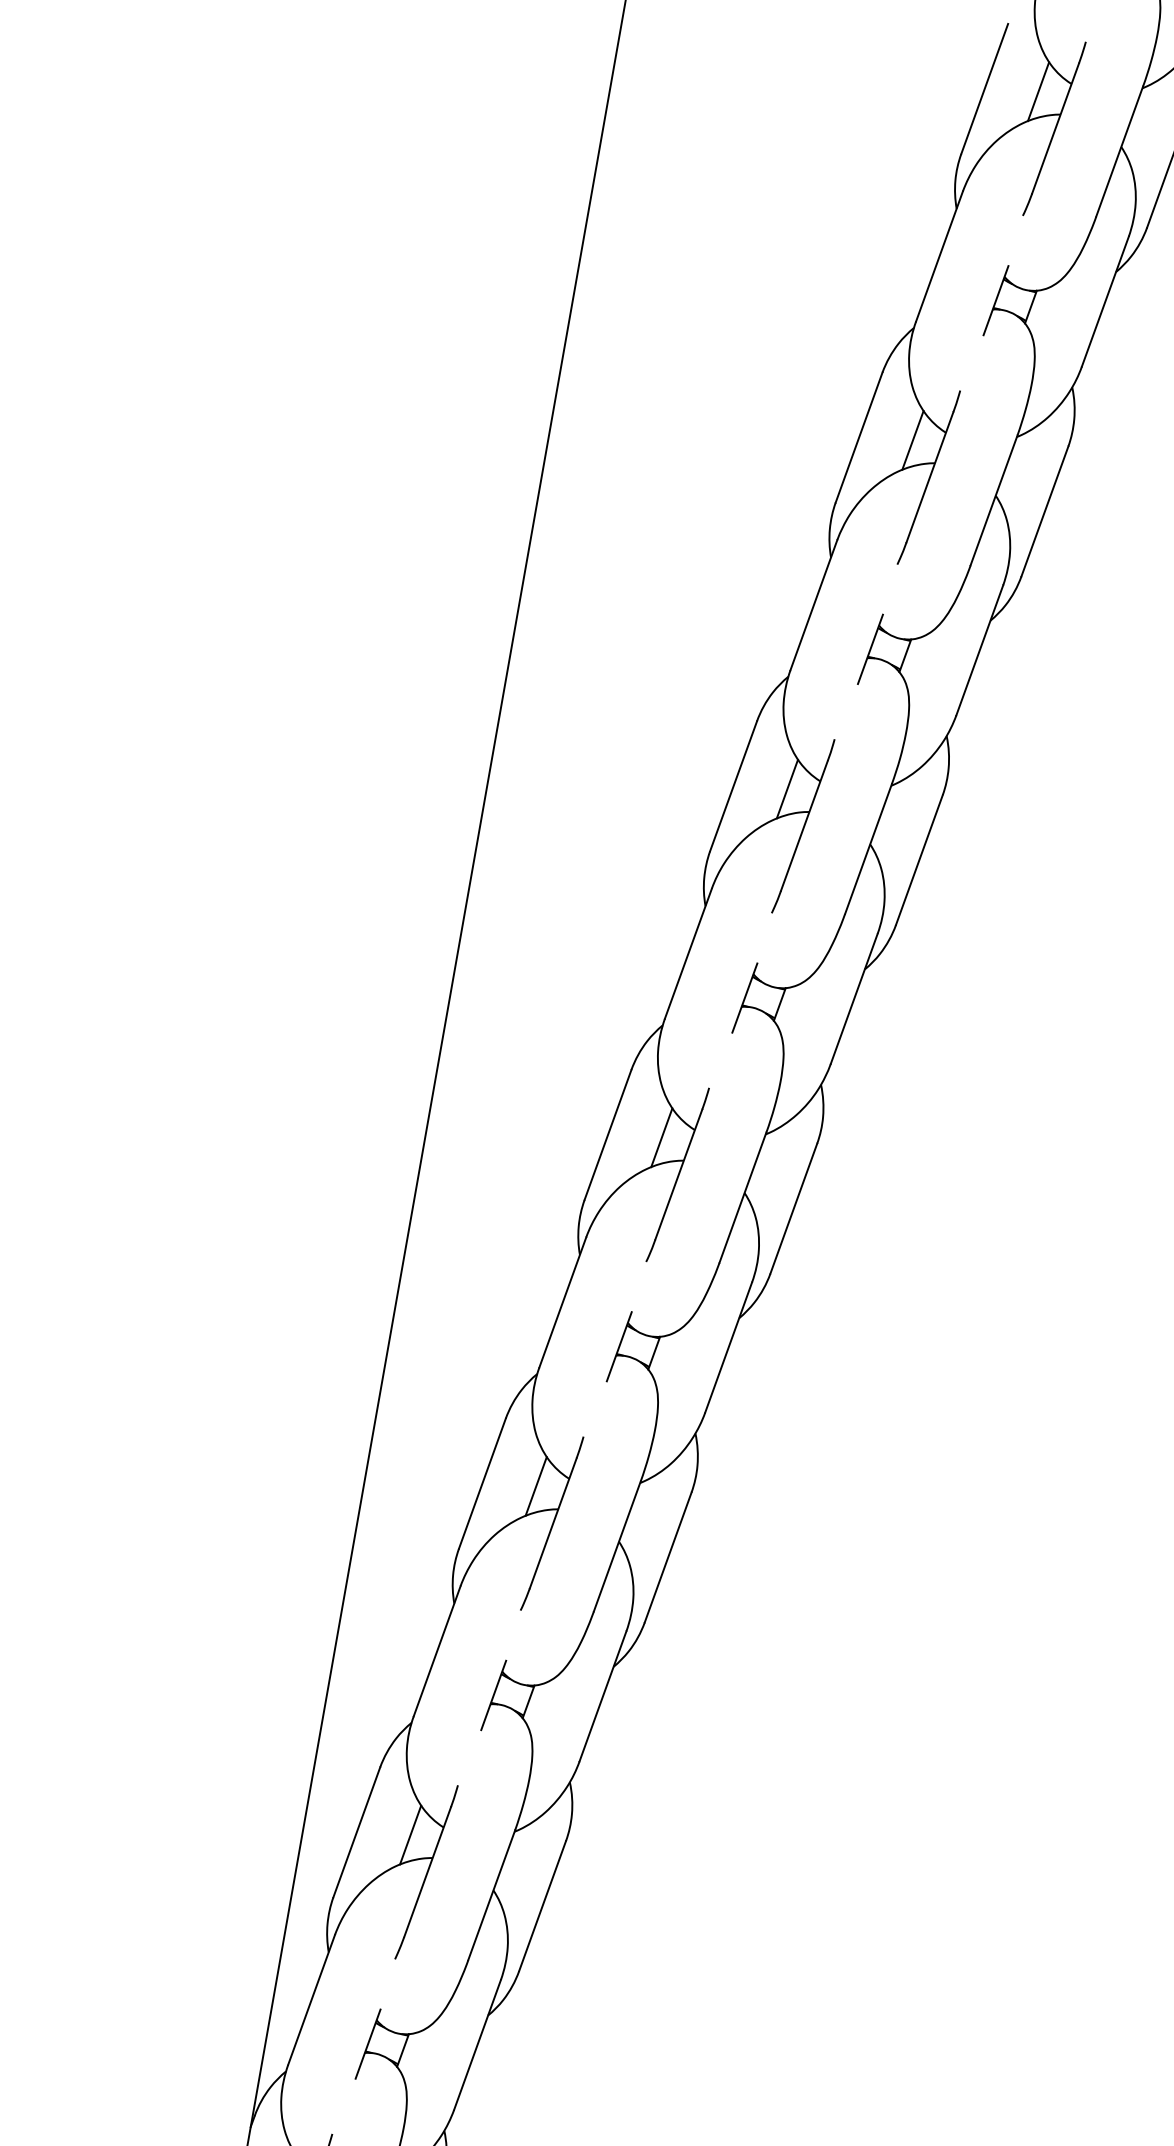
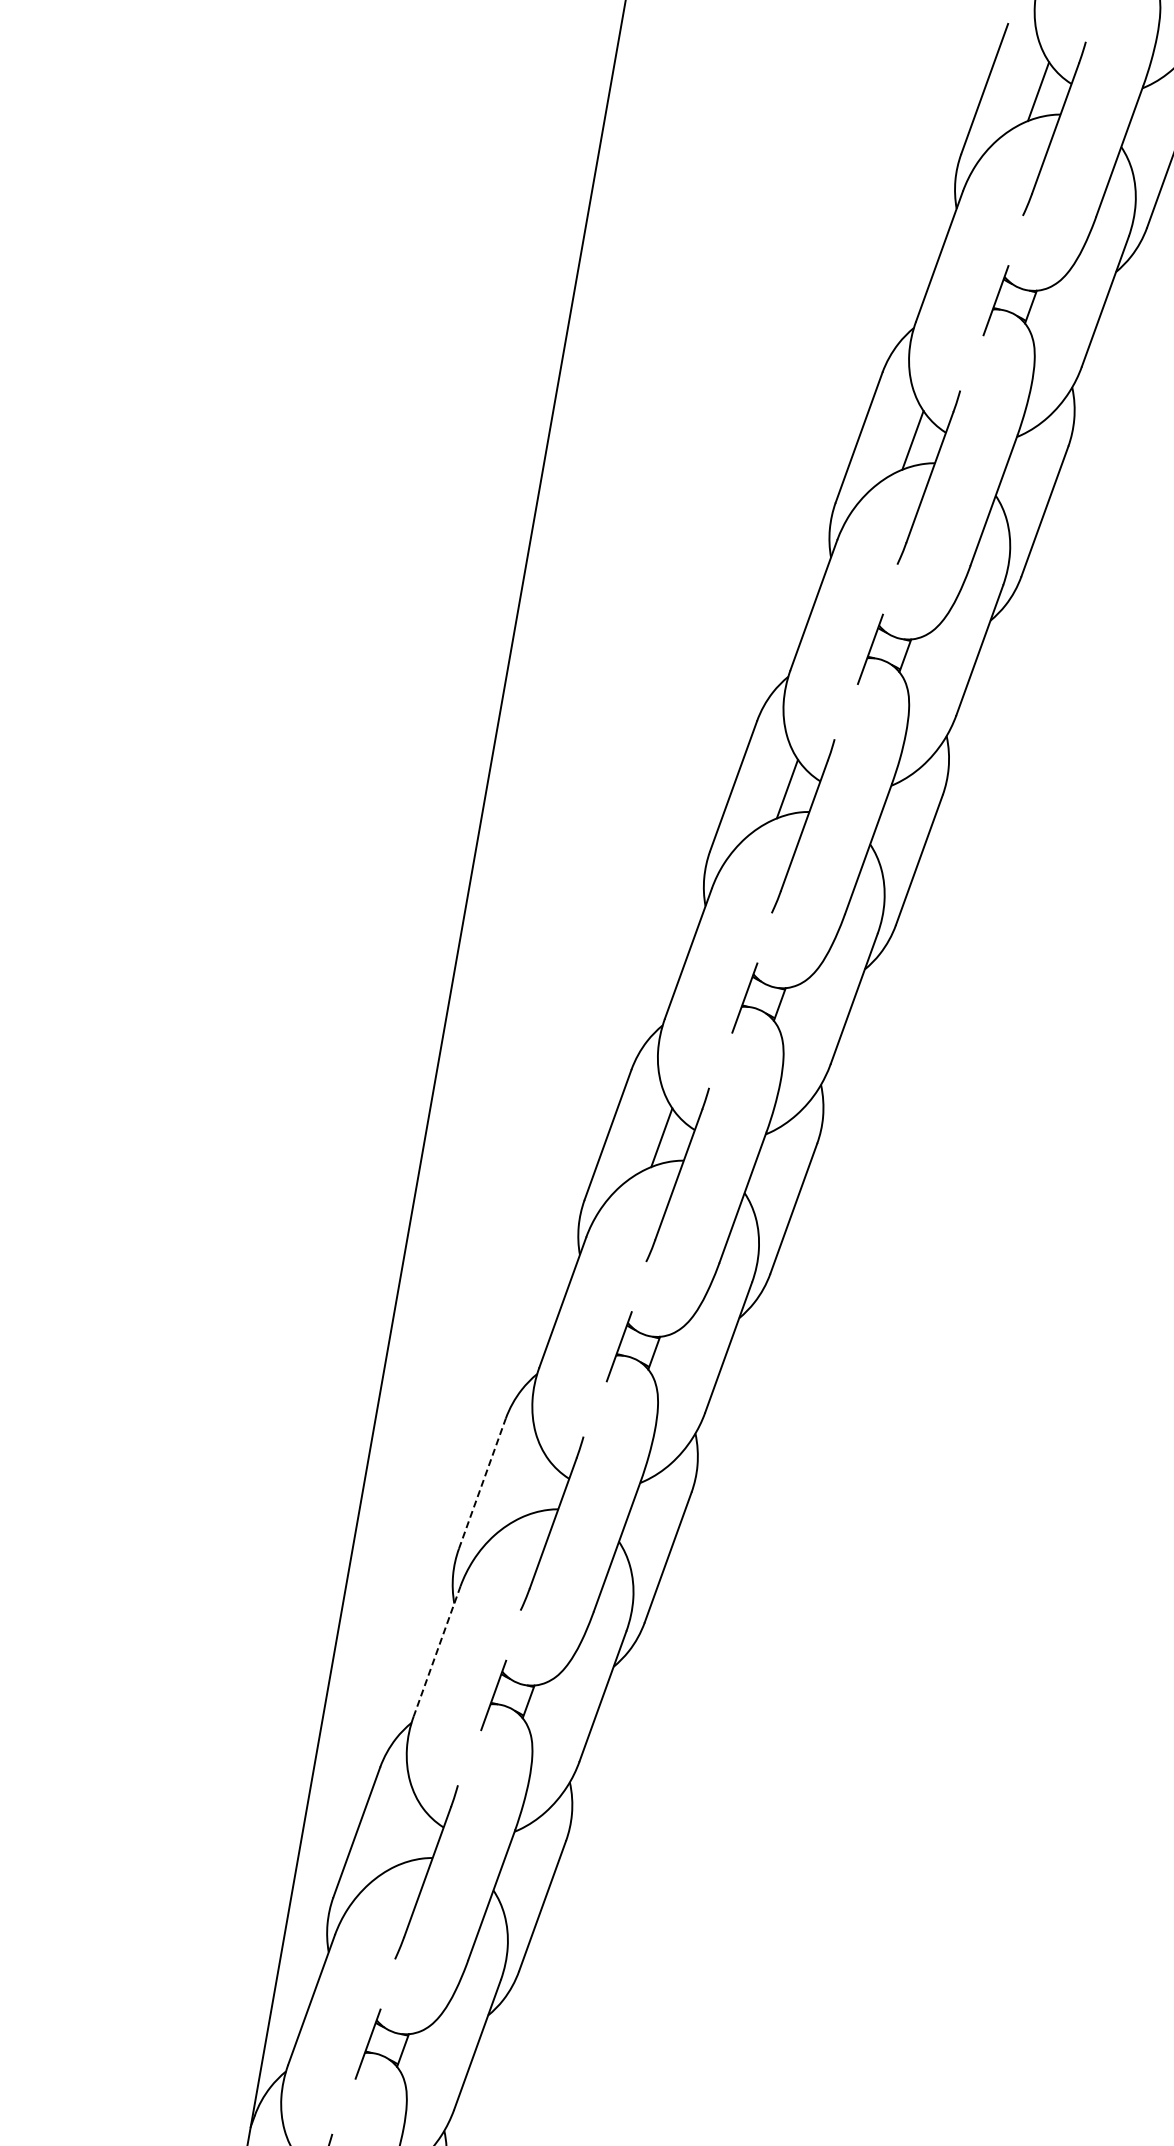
line: solid -> dashed (482, 1483)
line: present -> none (535, 1486)
line: solid -> dashed (437, 1651)
line: present -> none (410, 1834)
